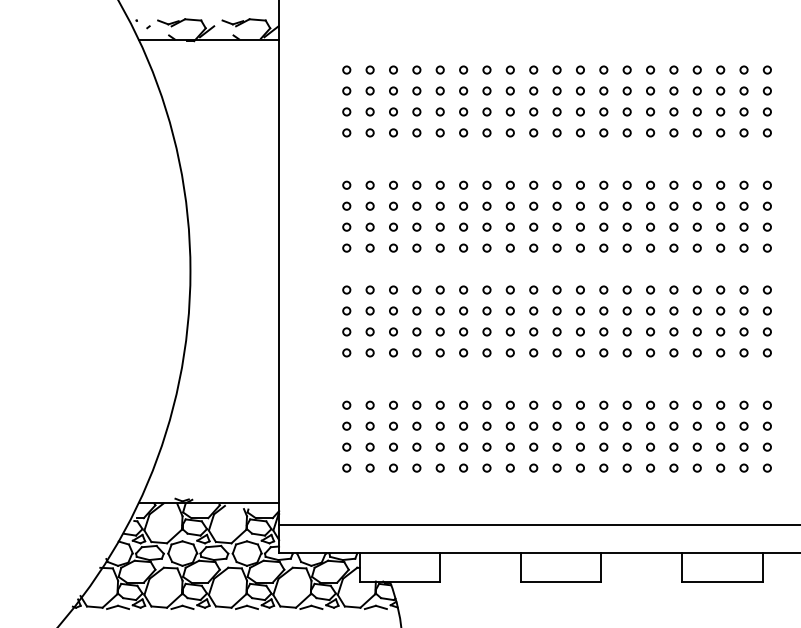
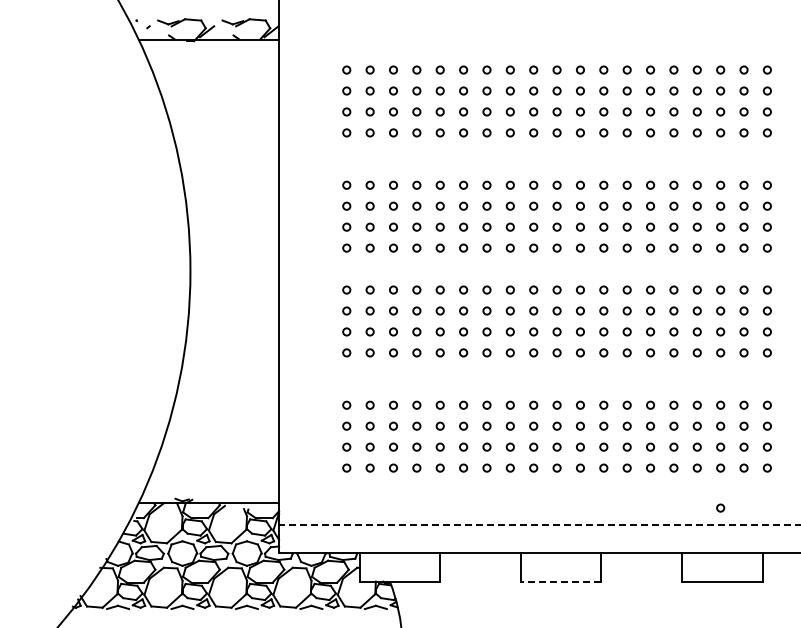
circle: none -> present (720, 507)
line: solid -> dashed (539, 525)
line: solid -> dashed (560, 581)
